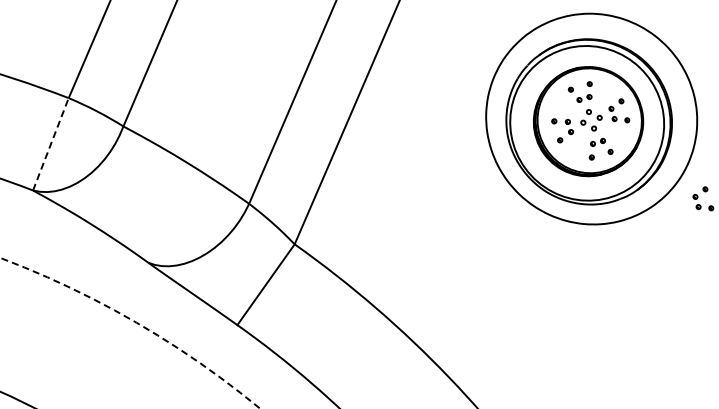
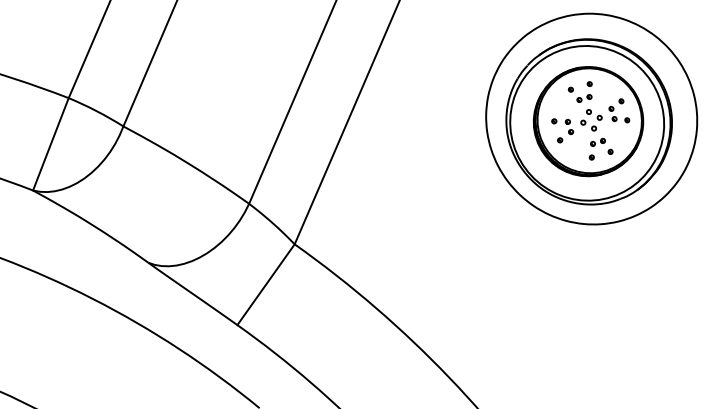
line: dashed -> solid (50, 144)
part: present -> none (703, 198)
arc: dashed -> solid (136, 322)
